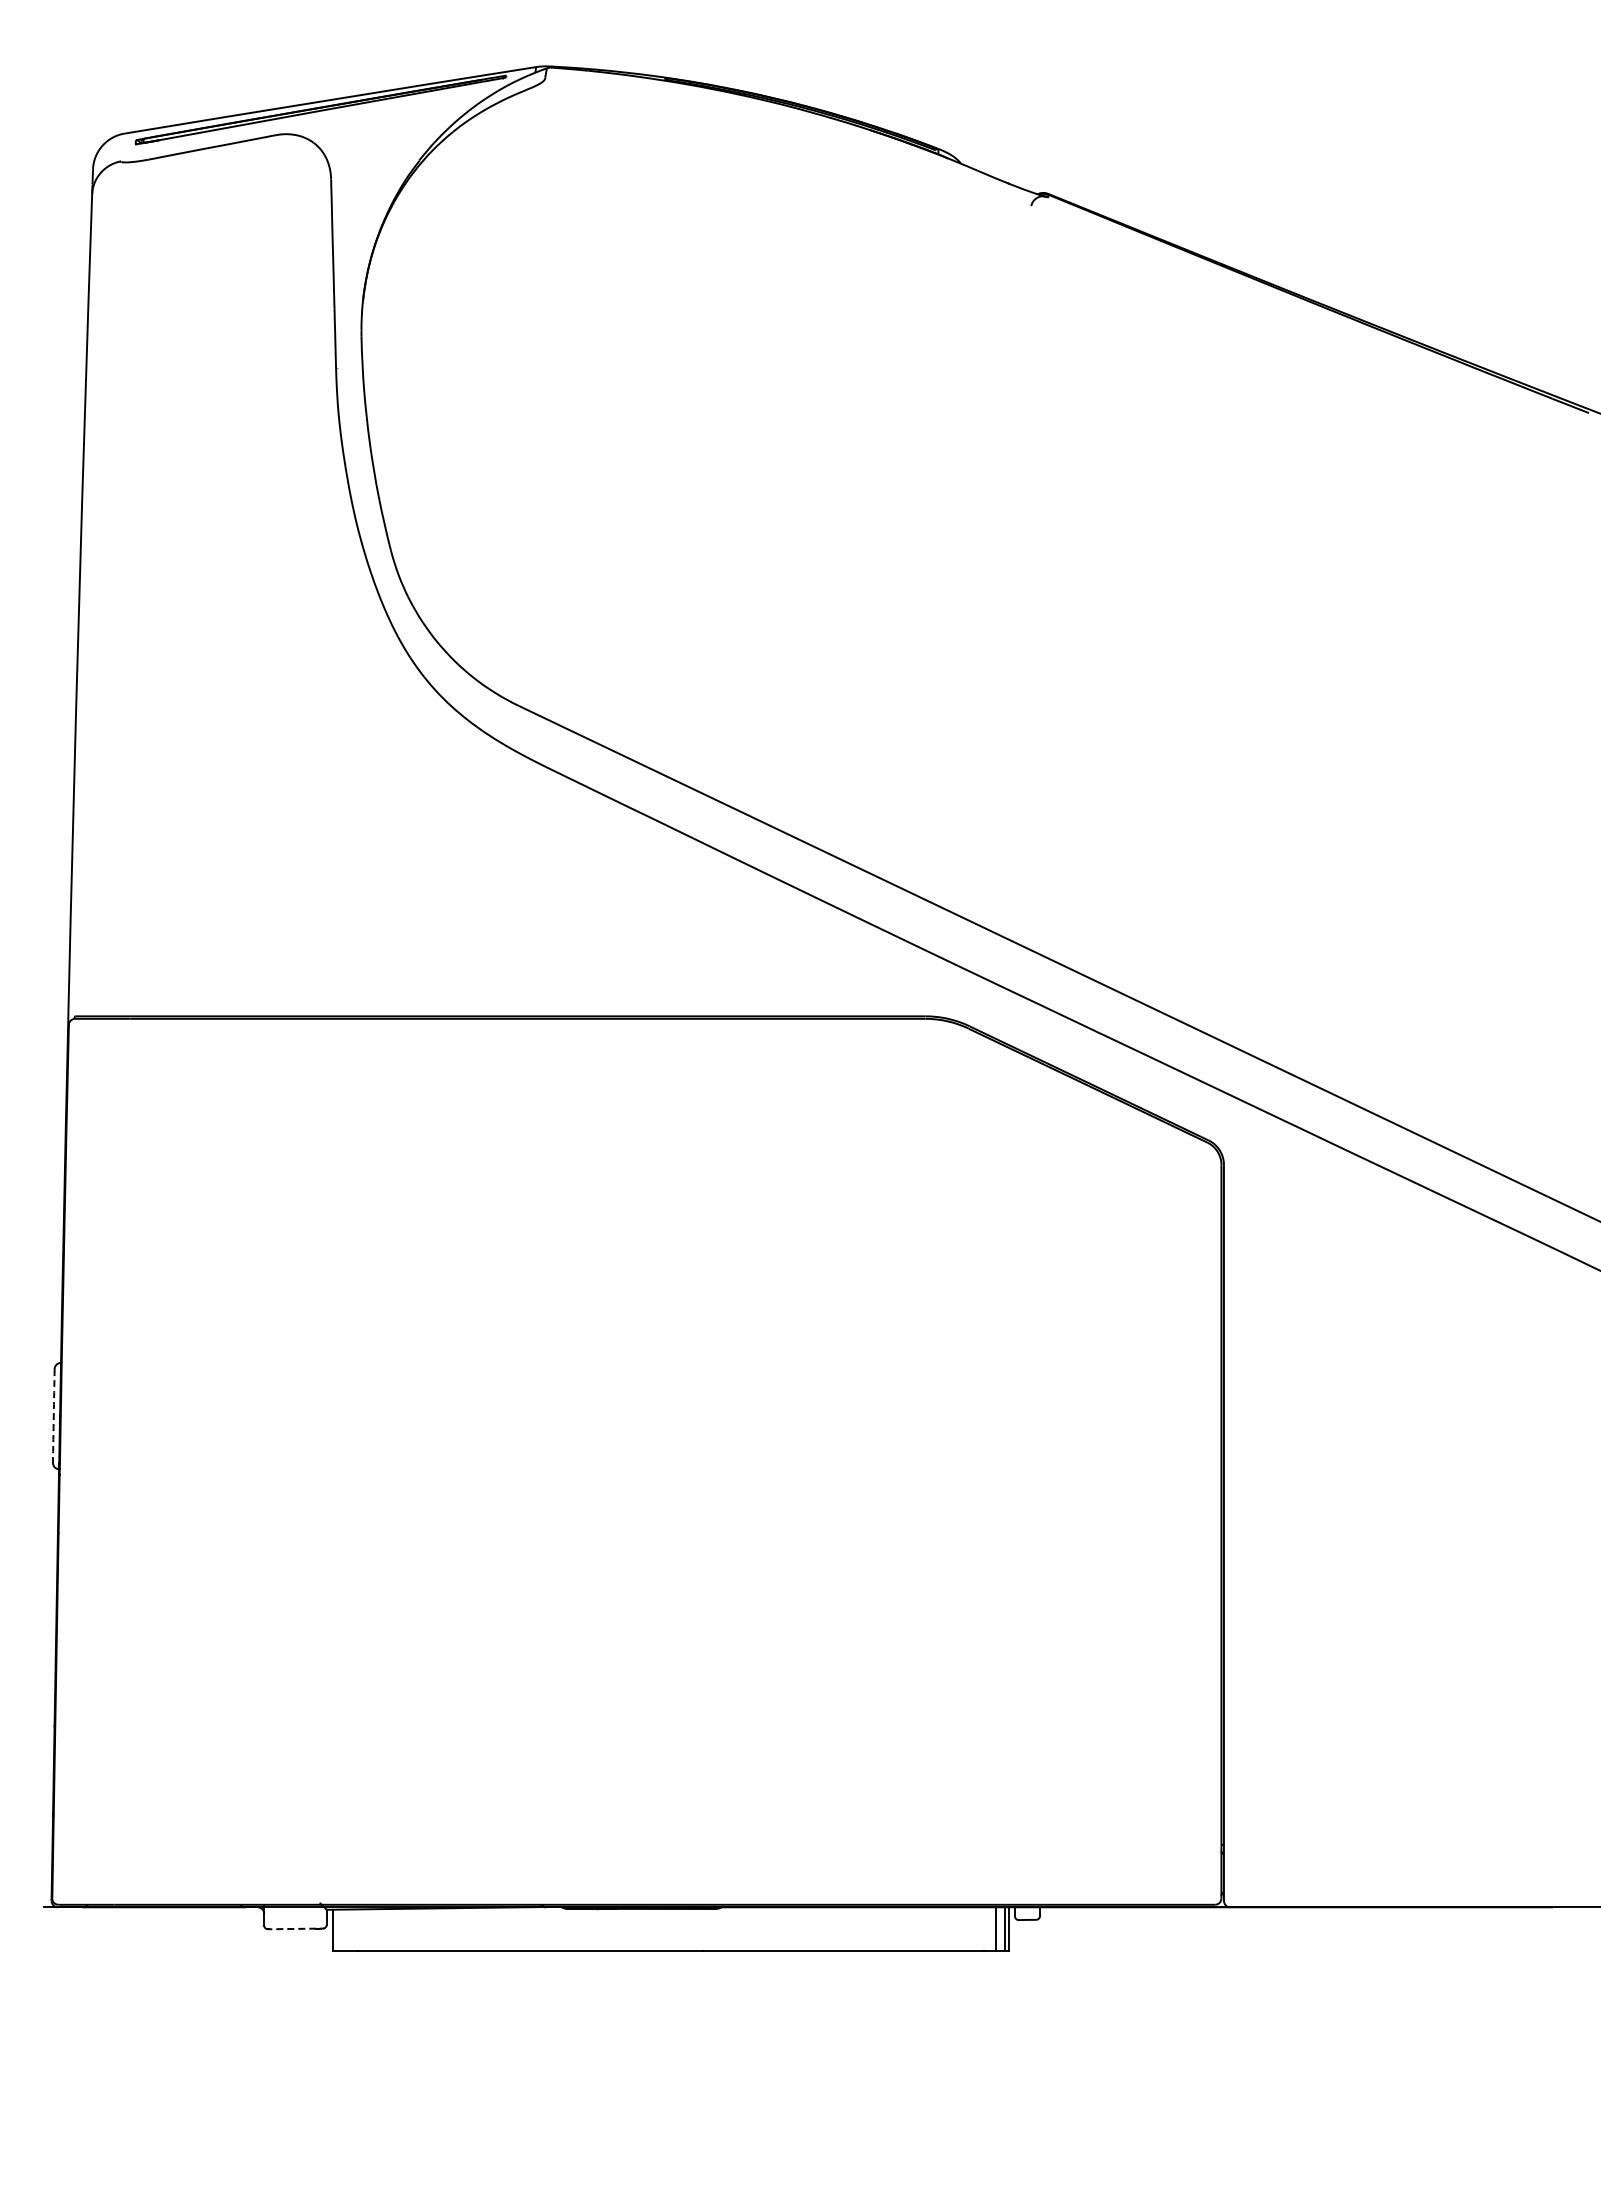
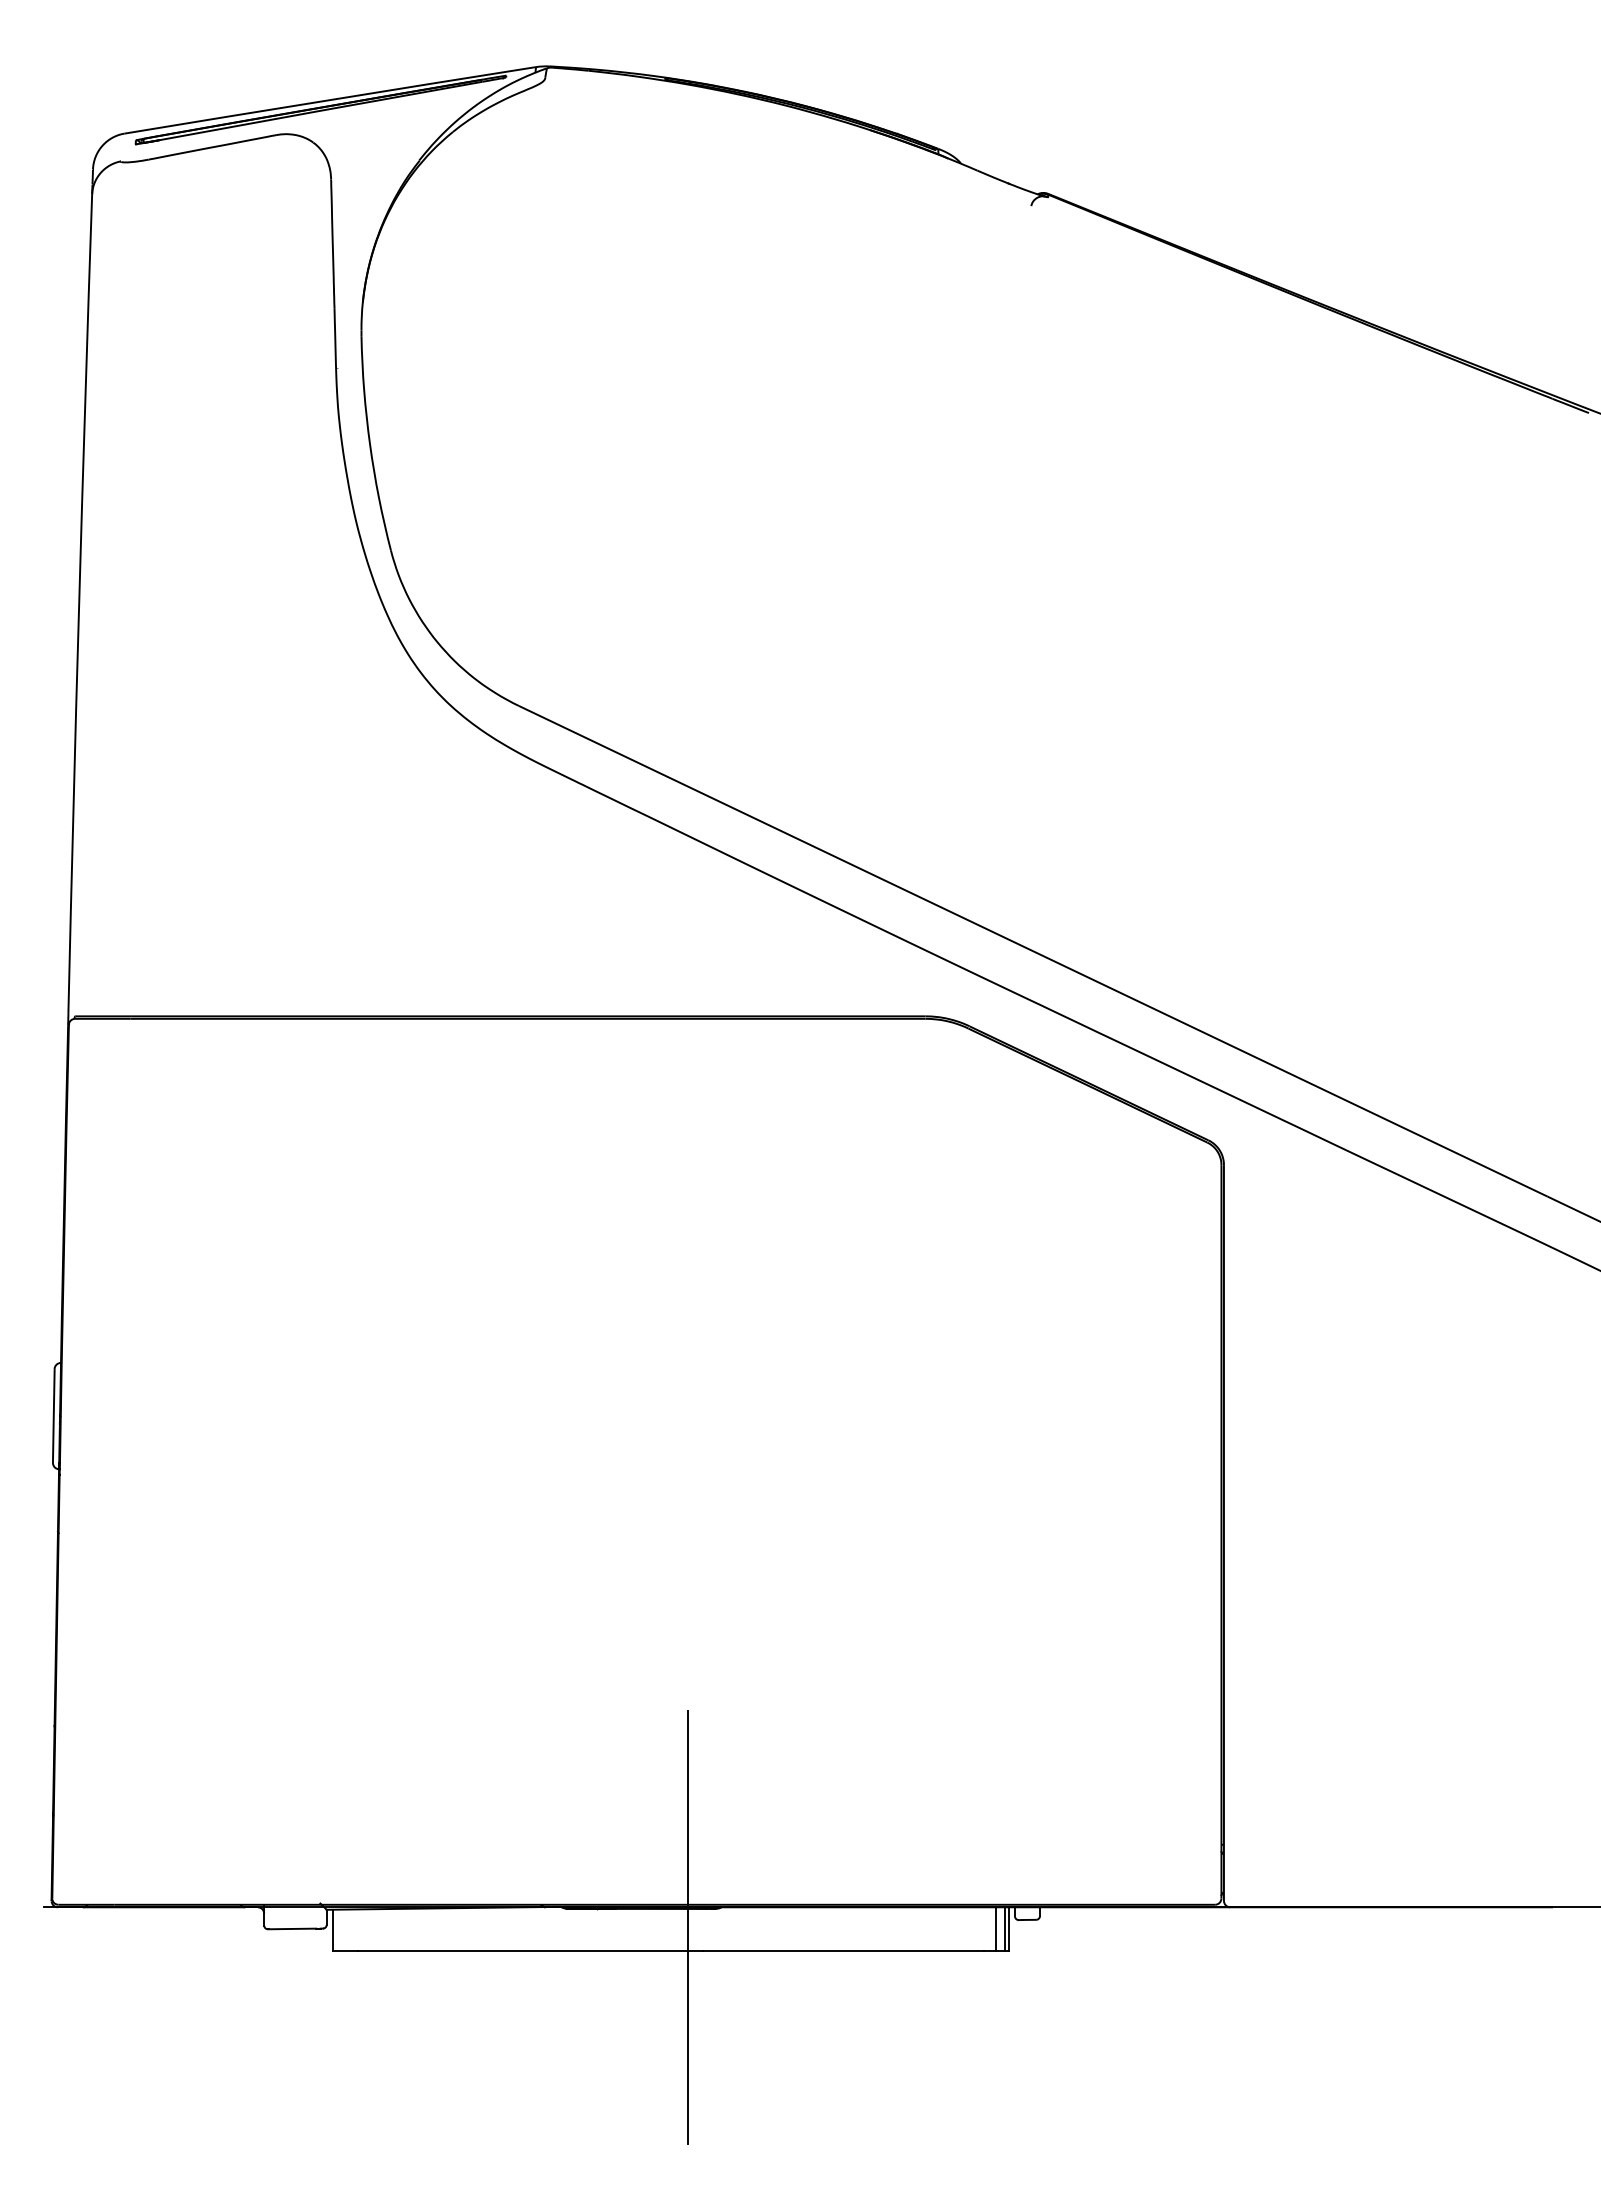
arc: dashed -> solid (53, 1416)
line: none -> present (687, 1927)
line: dashed -> solid (292, 1928)
